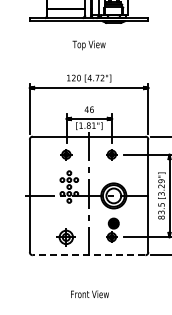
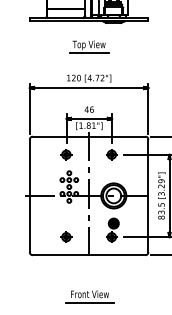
line: none -> present (89, 52)
part size: 20x19 px -> 13x12 px (66, 236)
line: dashed -> solid (88, 255)
line: none -> present (89, 302)
